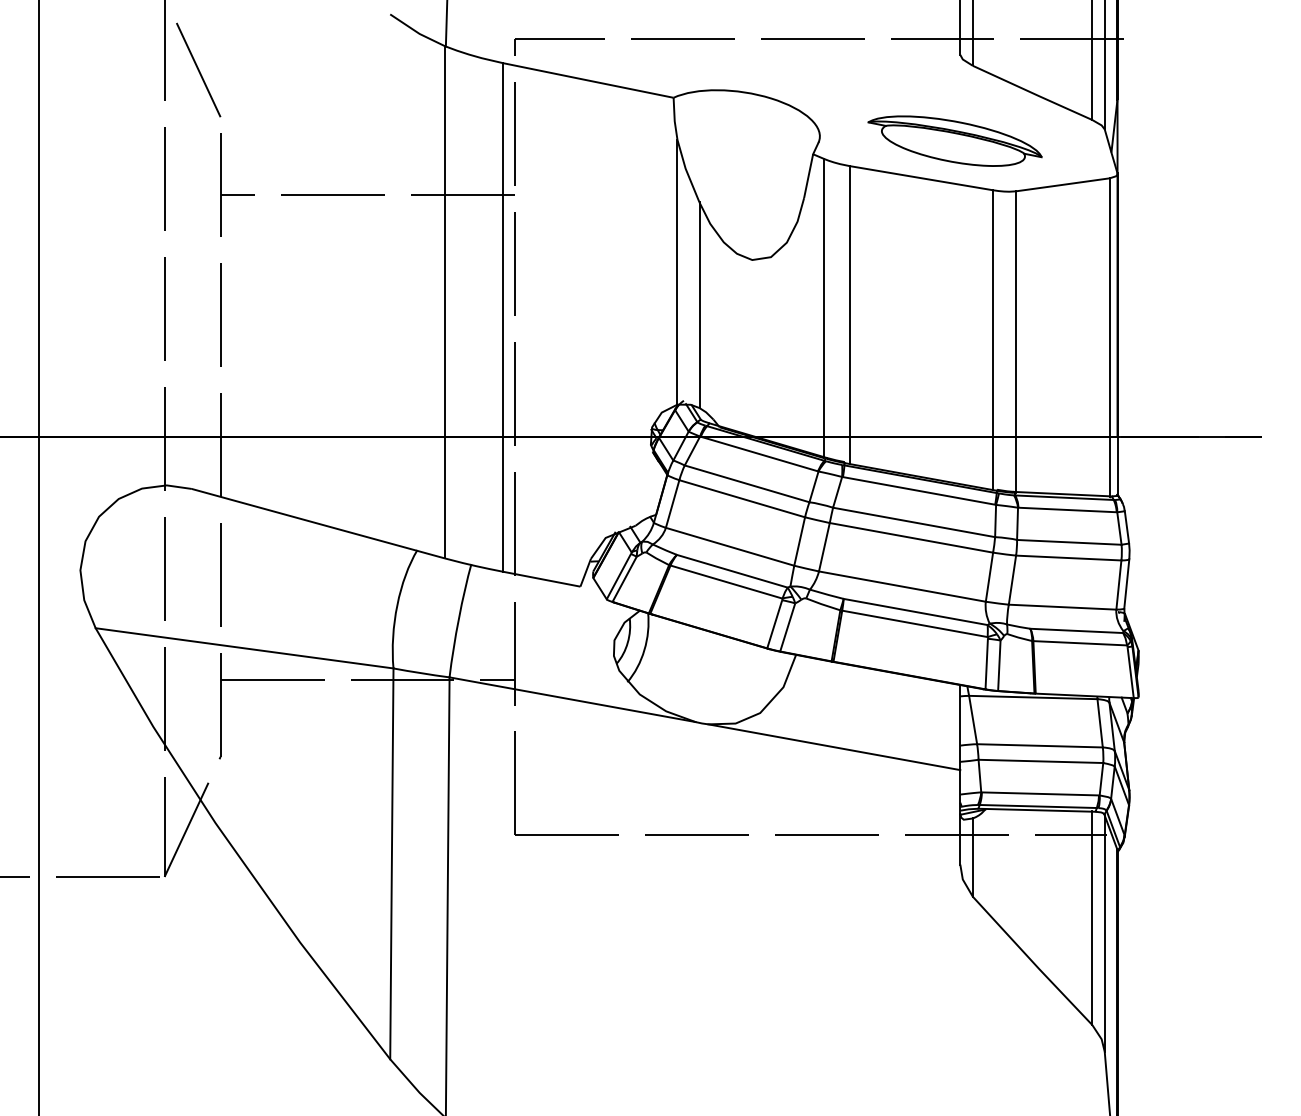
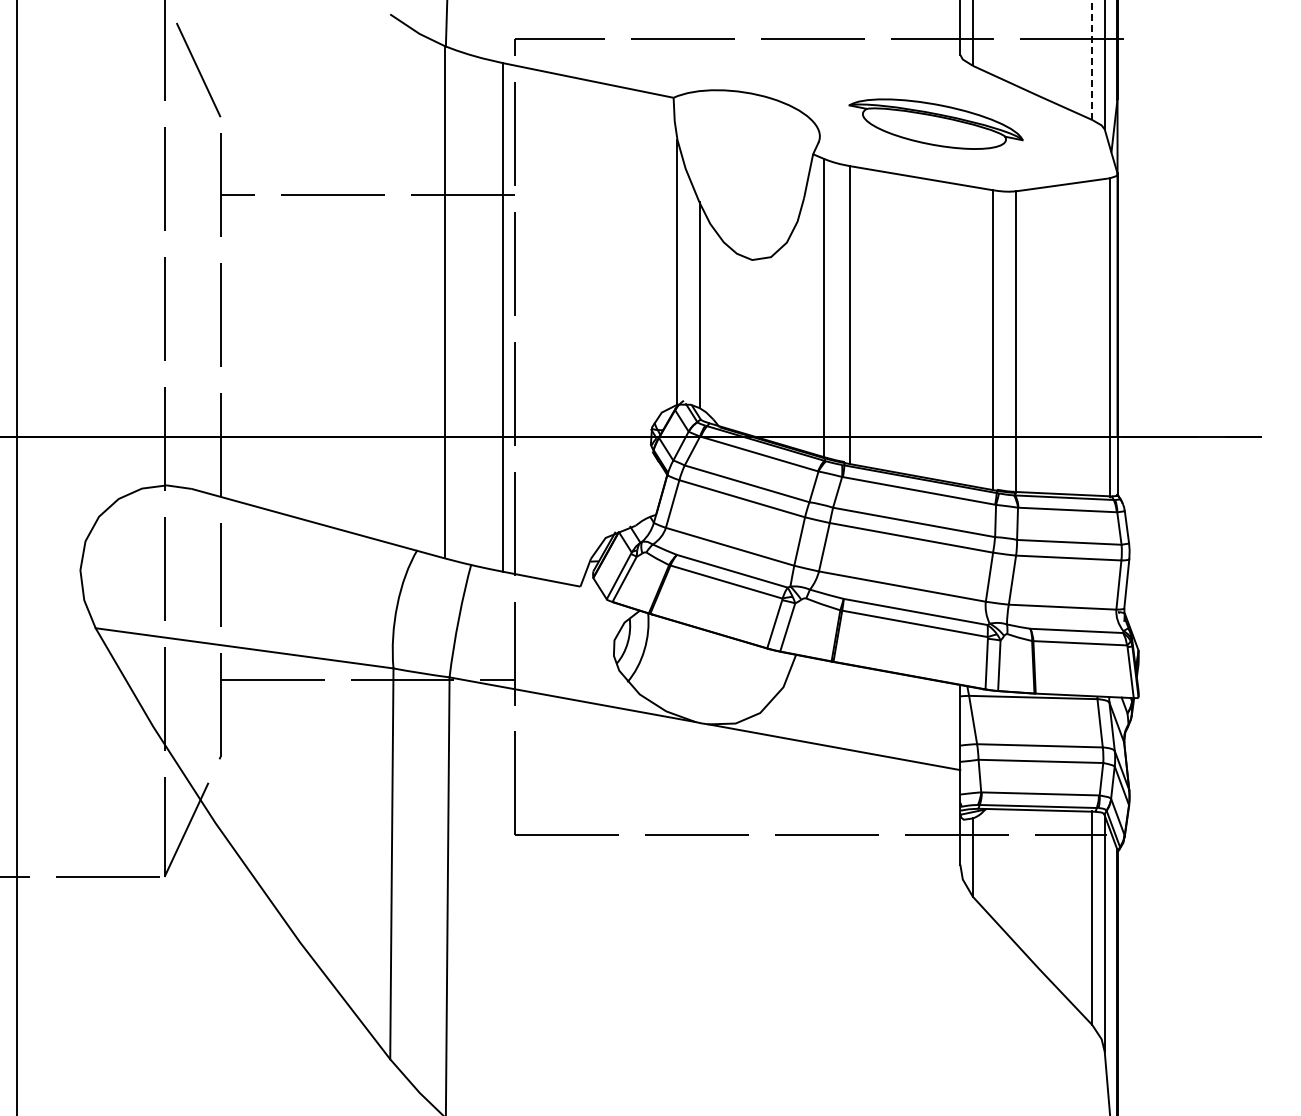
line: solid -> dashed (1092, 60)
part position: (954, 140) -> (935, 123) (935, 123)
line position: (39, 557) -> (17, 557) (17, 557)
